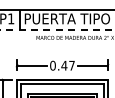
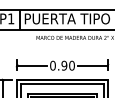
line: dashed -> solid (56, 30)
text: 0.47 -> 0.90 (67, 65)
